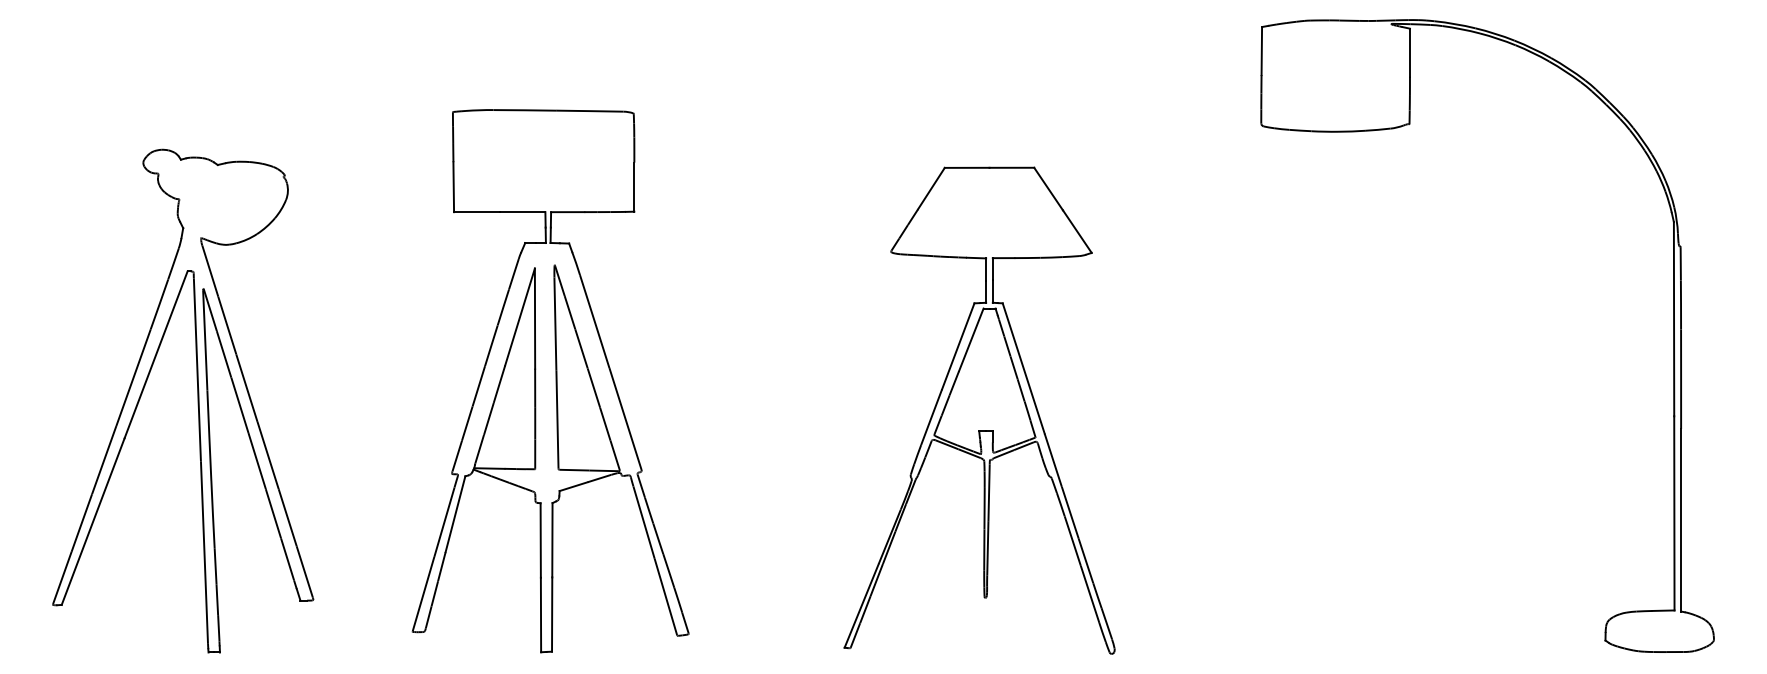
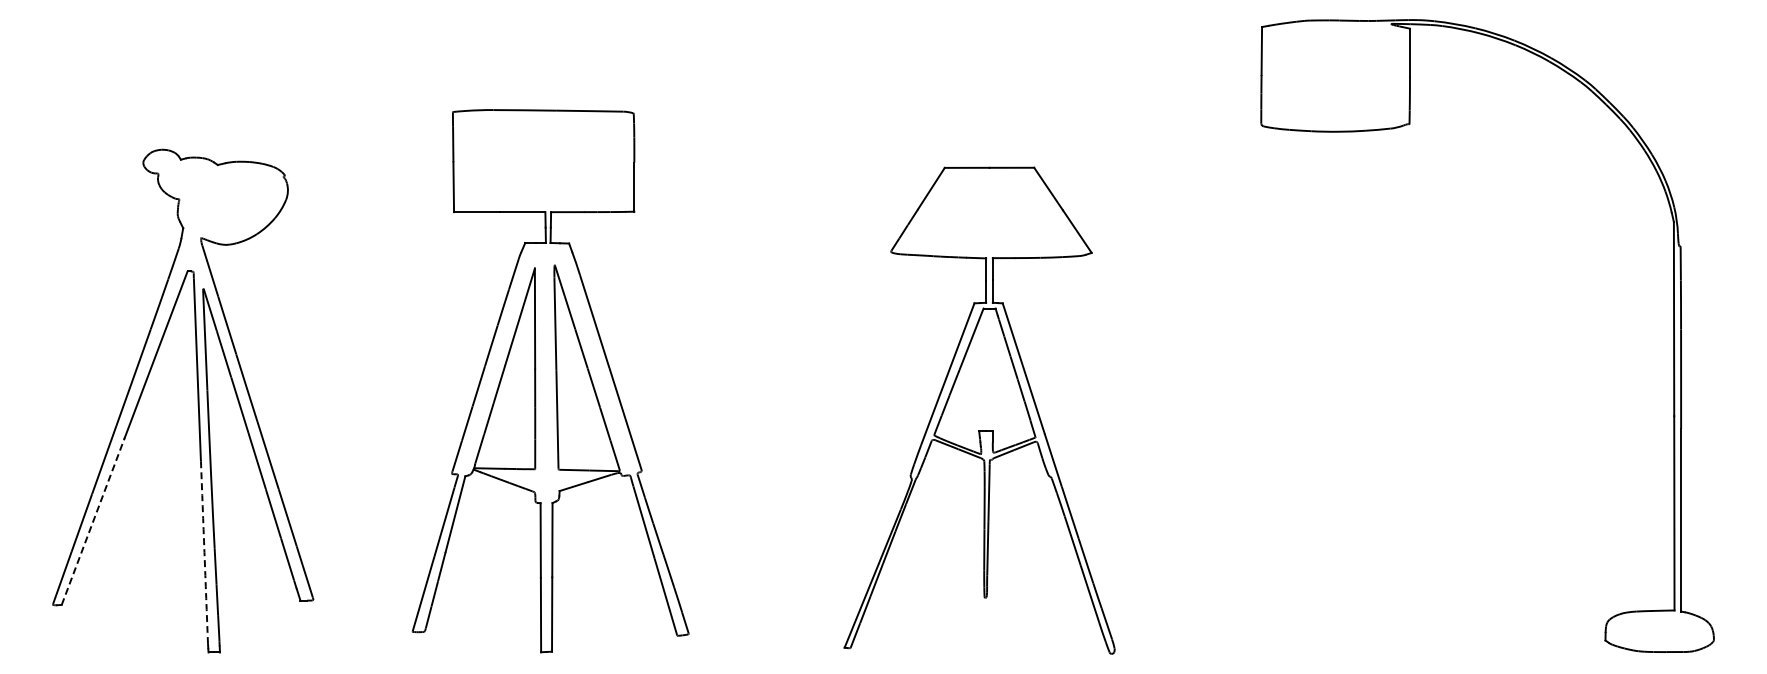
line: solid -> dashed (93, 521)
arc: solid -> dashed (204, 552)
